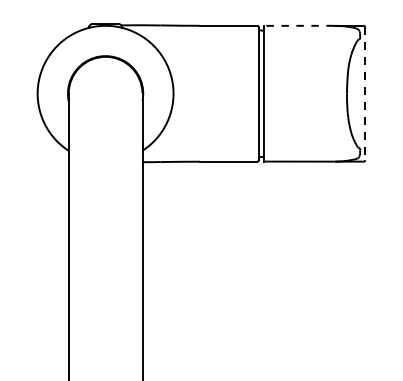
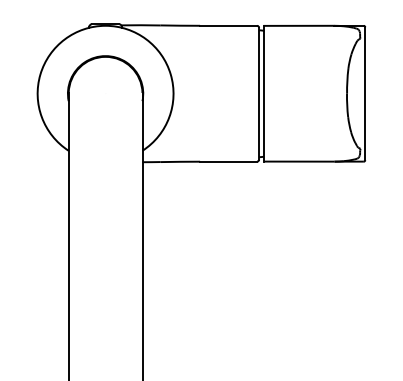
line: dashed -> solid (299, 25)
line: dashed -> solid (365, 94)
